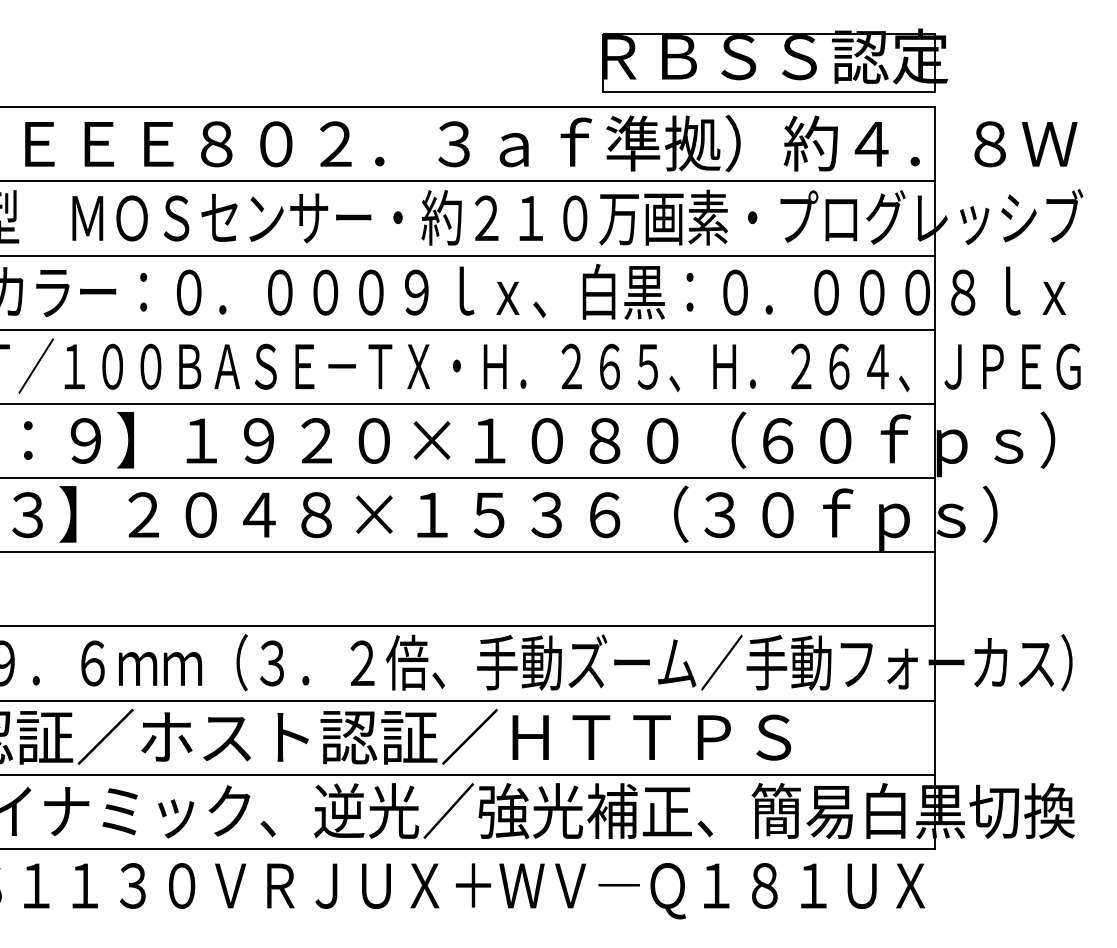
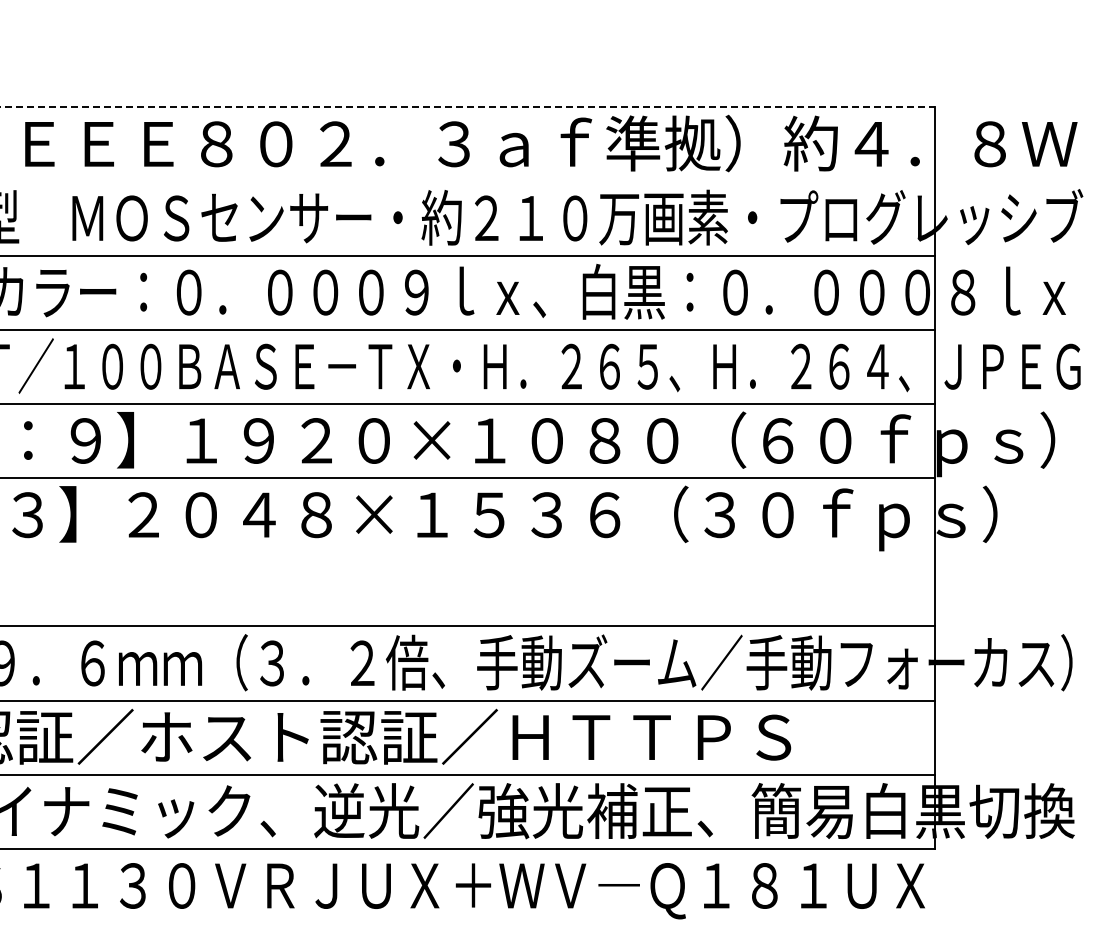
part: present -> none (775, 60)
line: solid -> dashed (468, 107)
line: present -> none (468, 181)
line: present -> none (468, 552)
